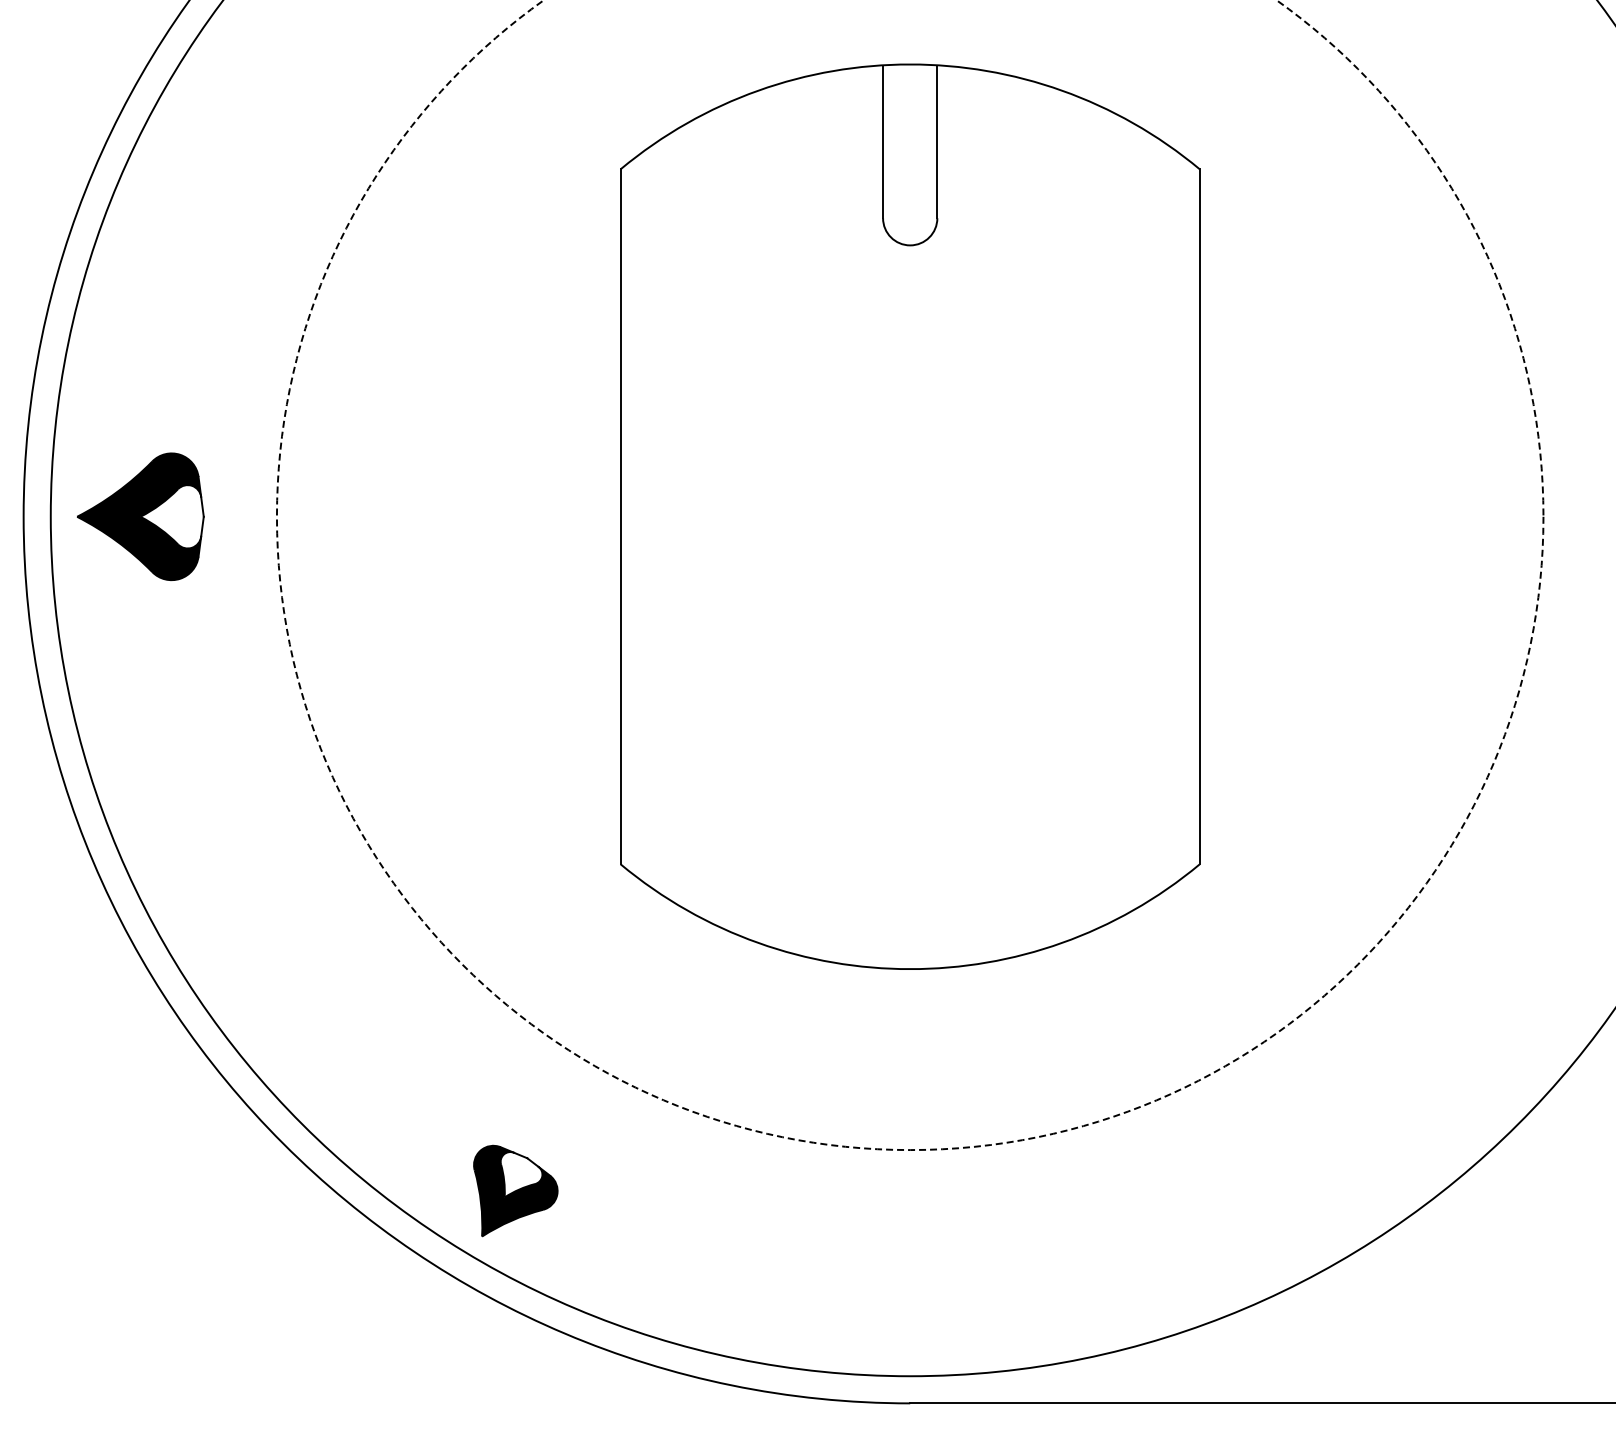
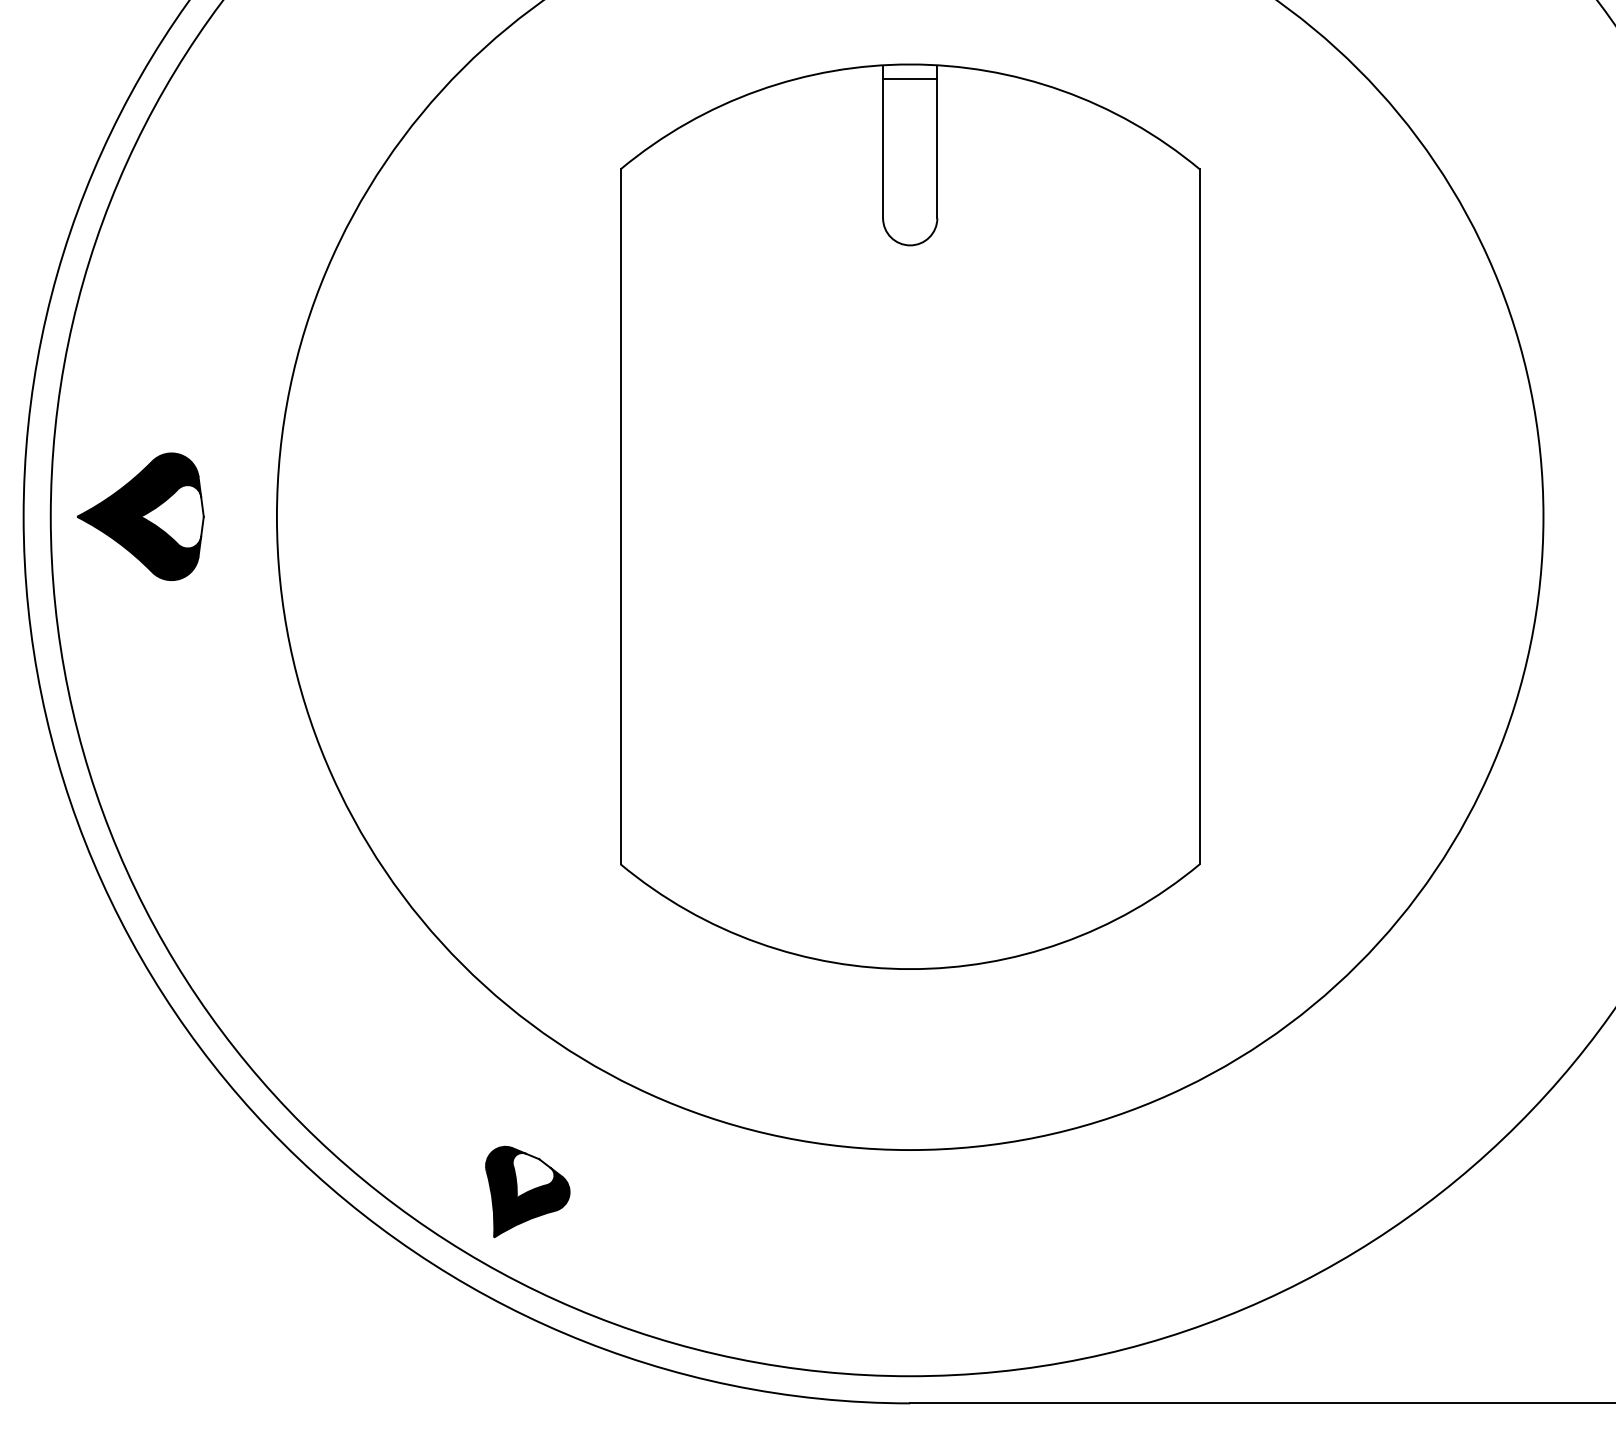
line: none -> present (910, 78)
circle: dashed -> solid (909, 575)
part position: (515, 1190) -> (527, 1191) (527, 1191)
